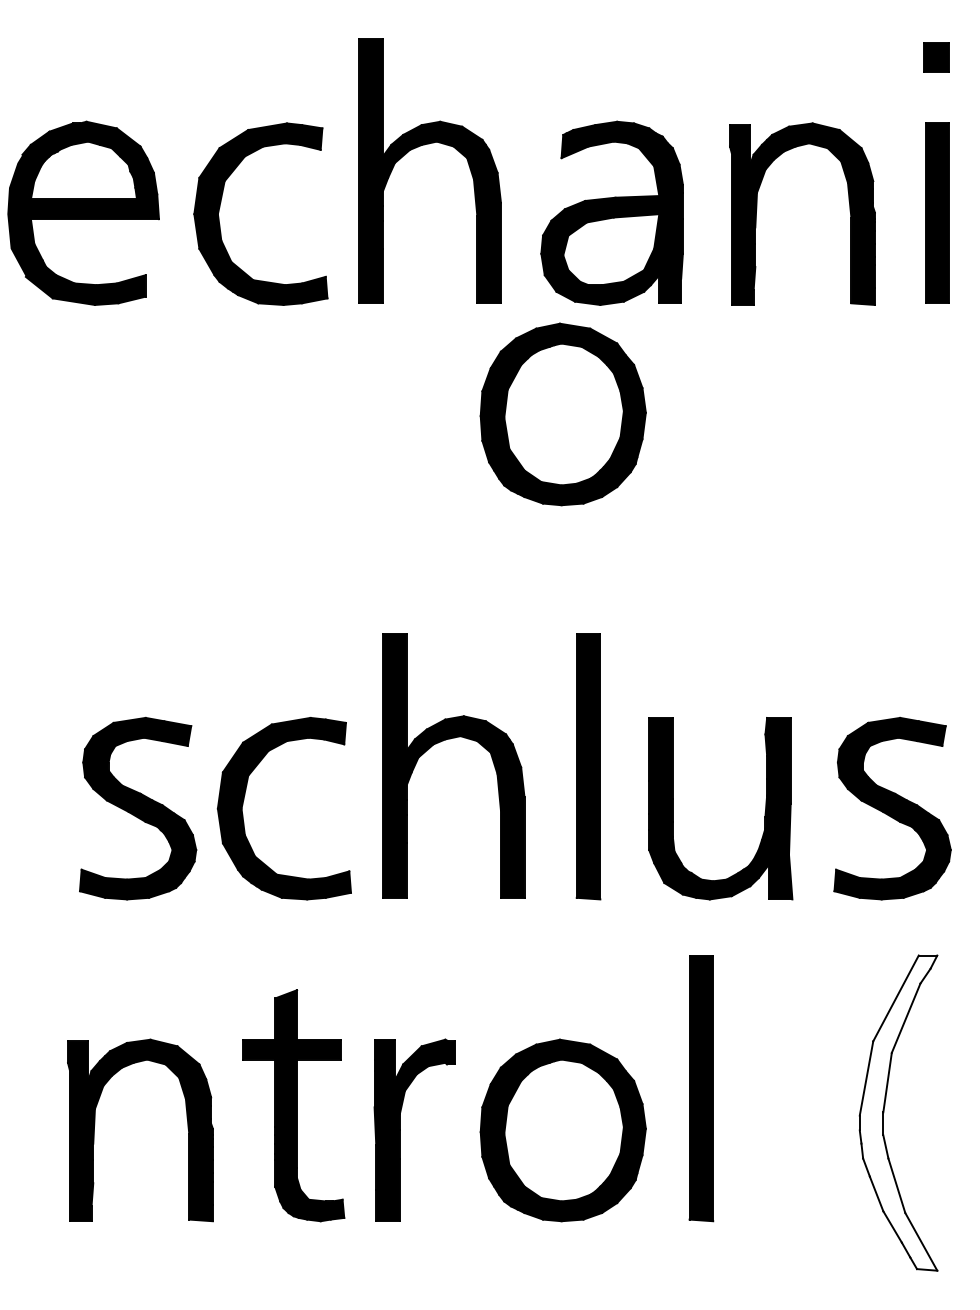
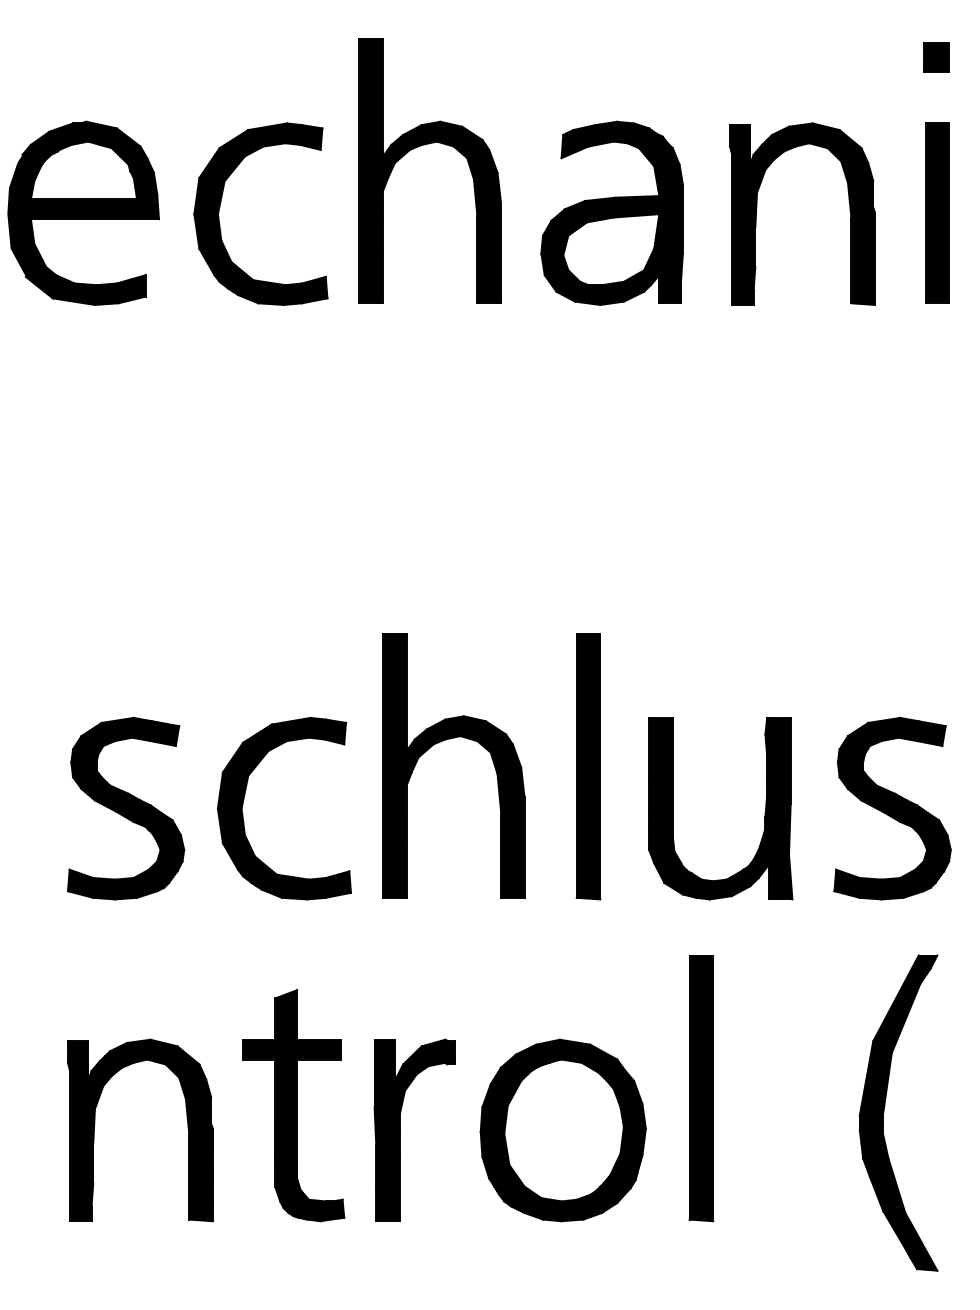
part: present -> none (562, 414)
part position: (138, 808) -> (126, 808) (126, 808)
fill: none -> present (898, 1112)
